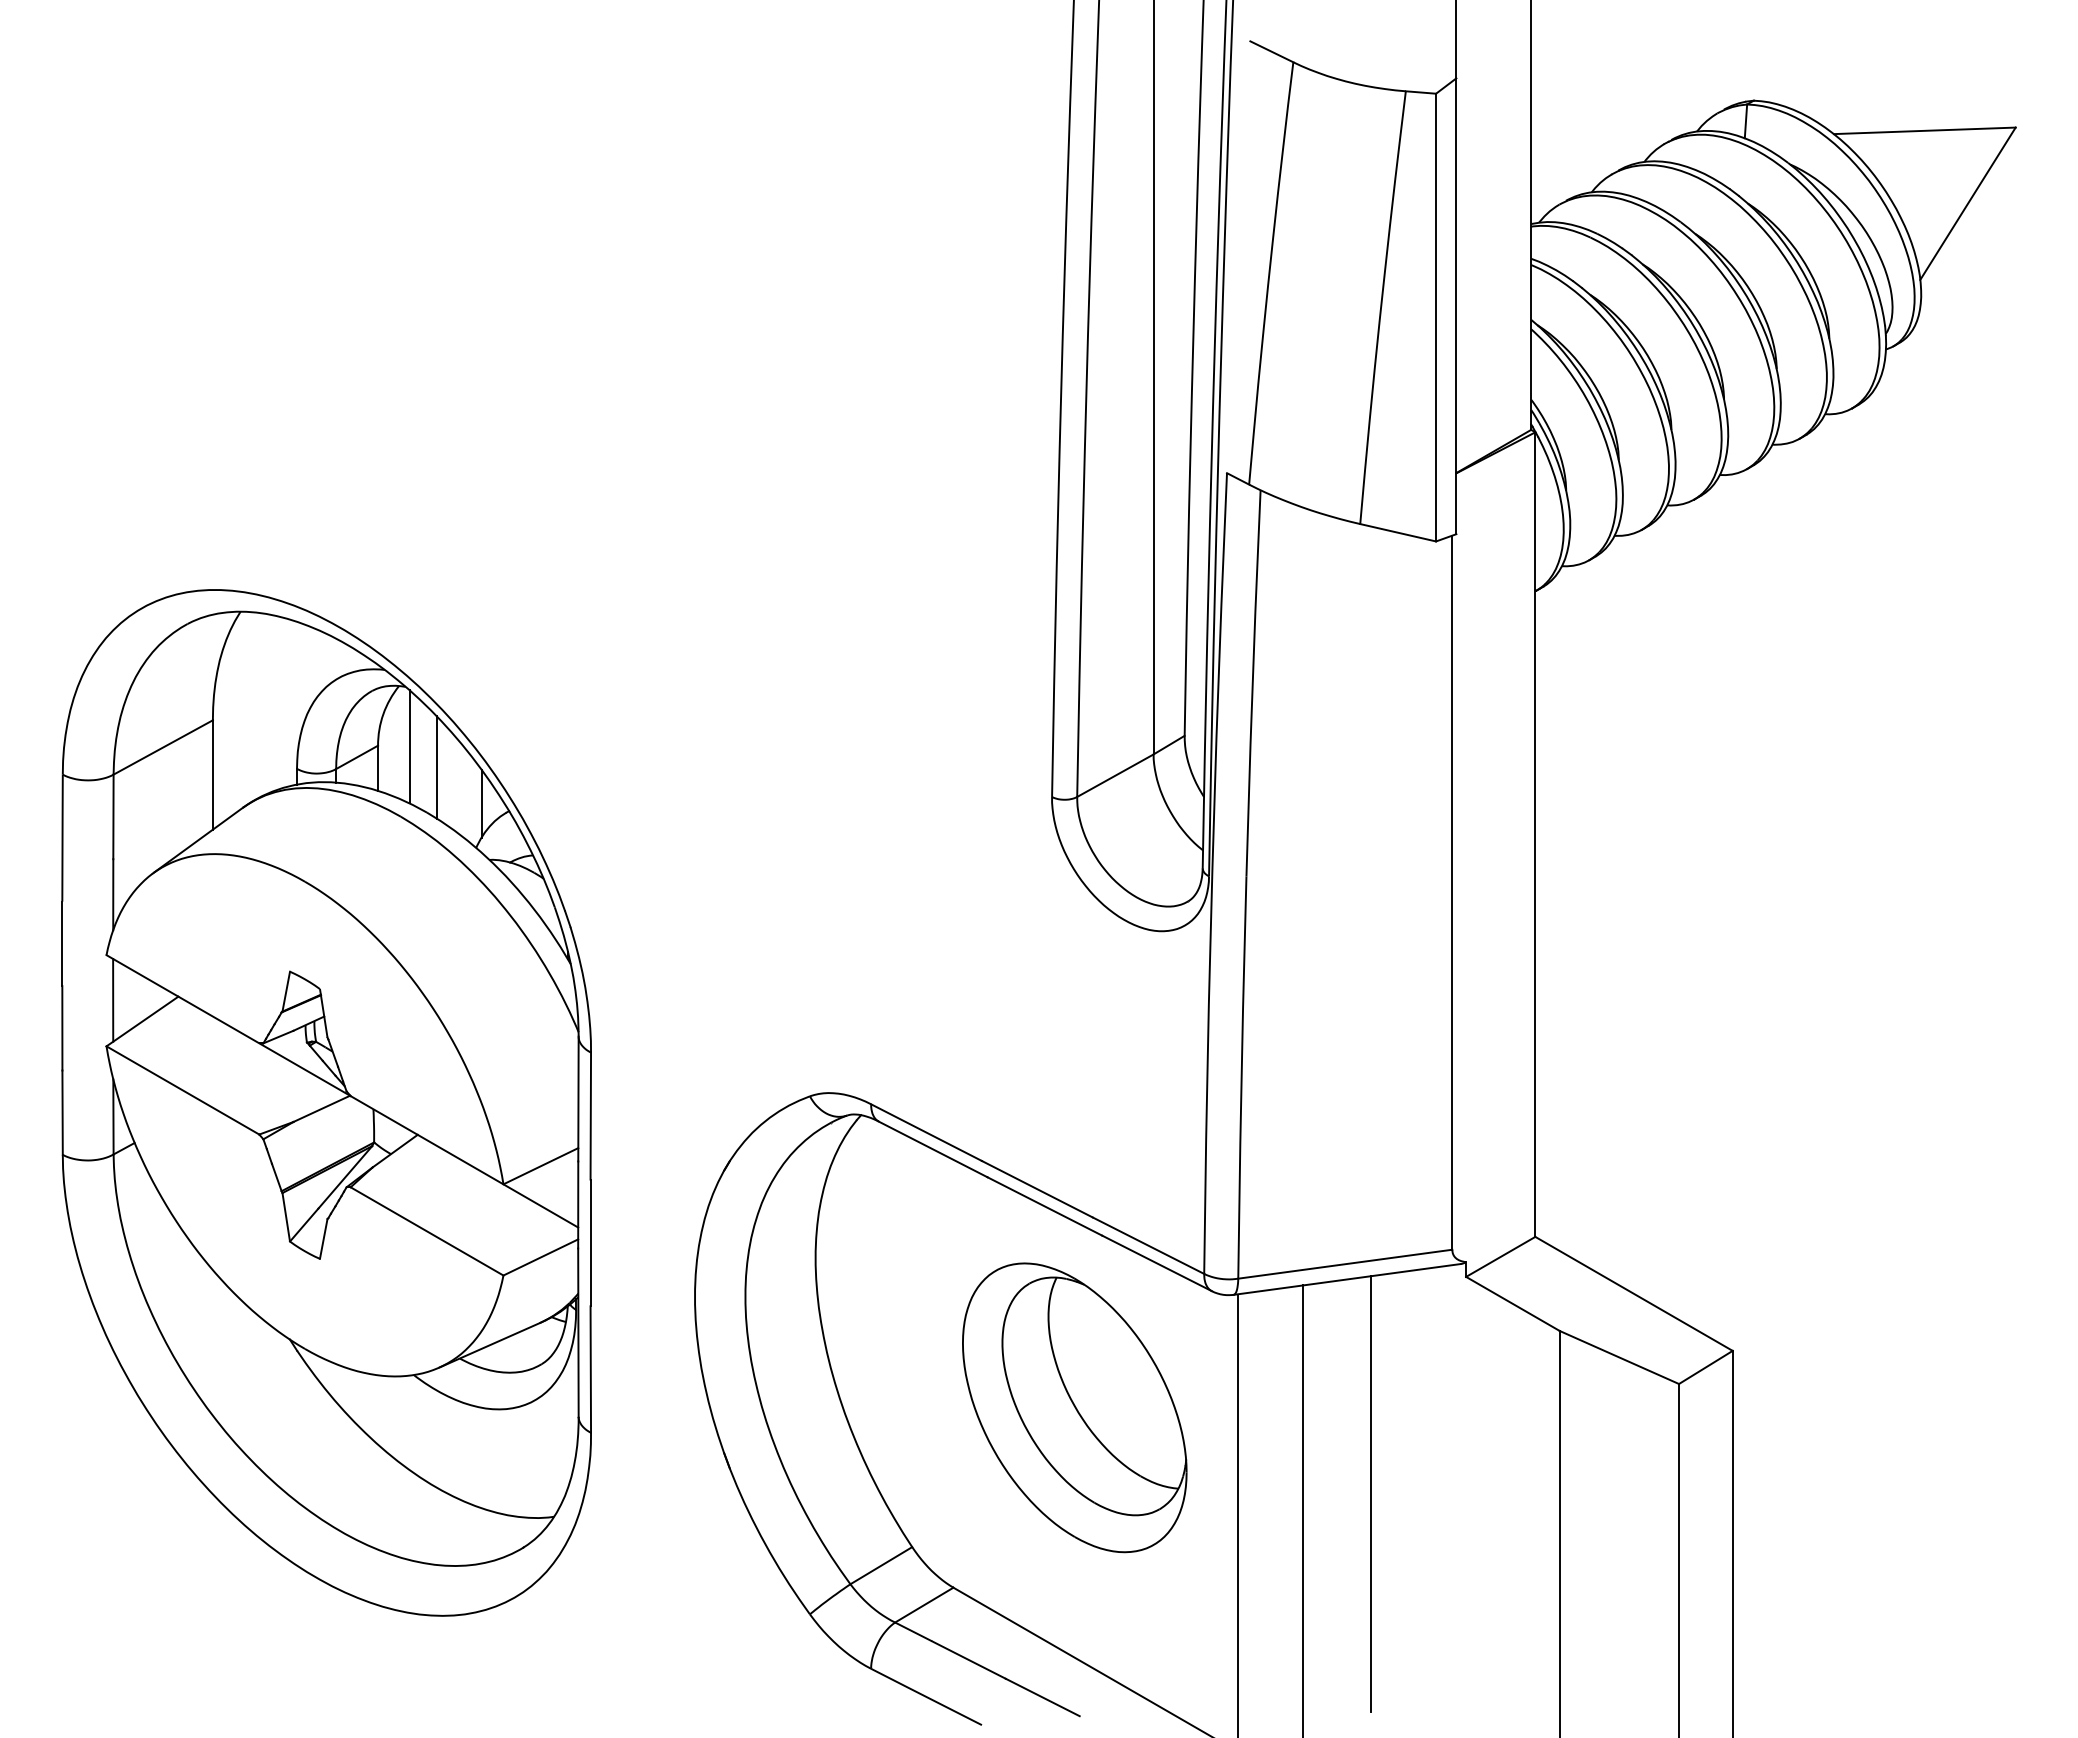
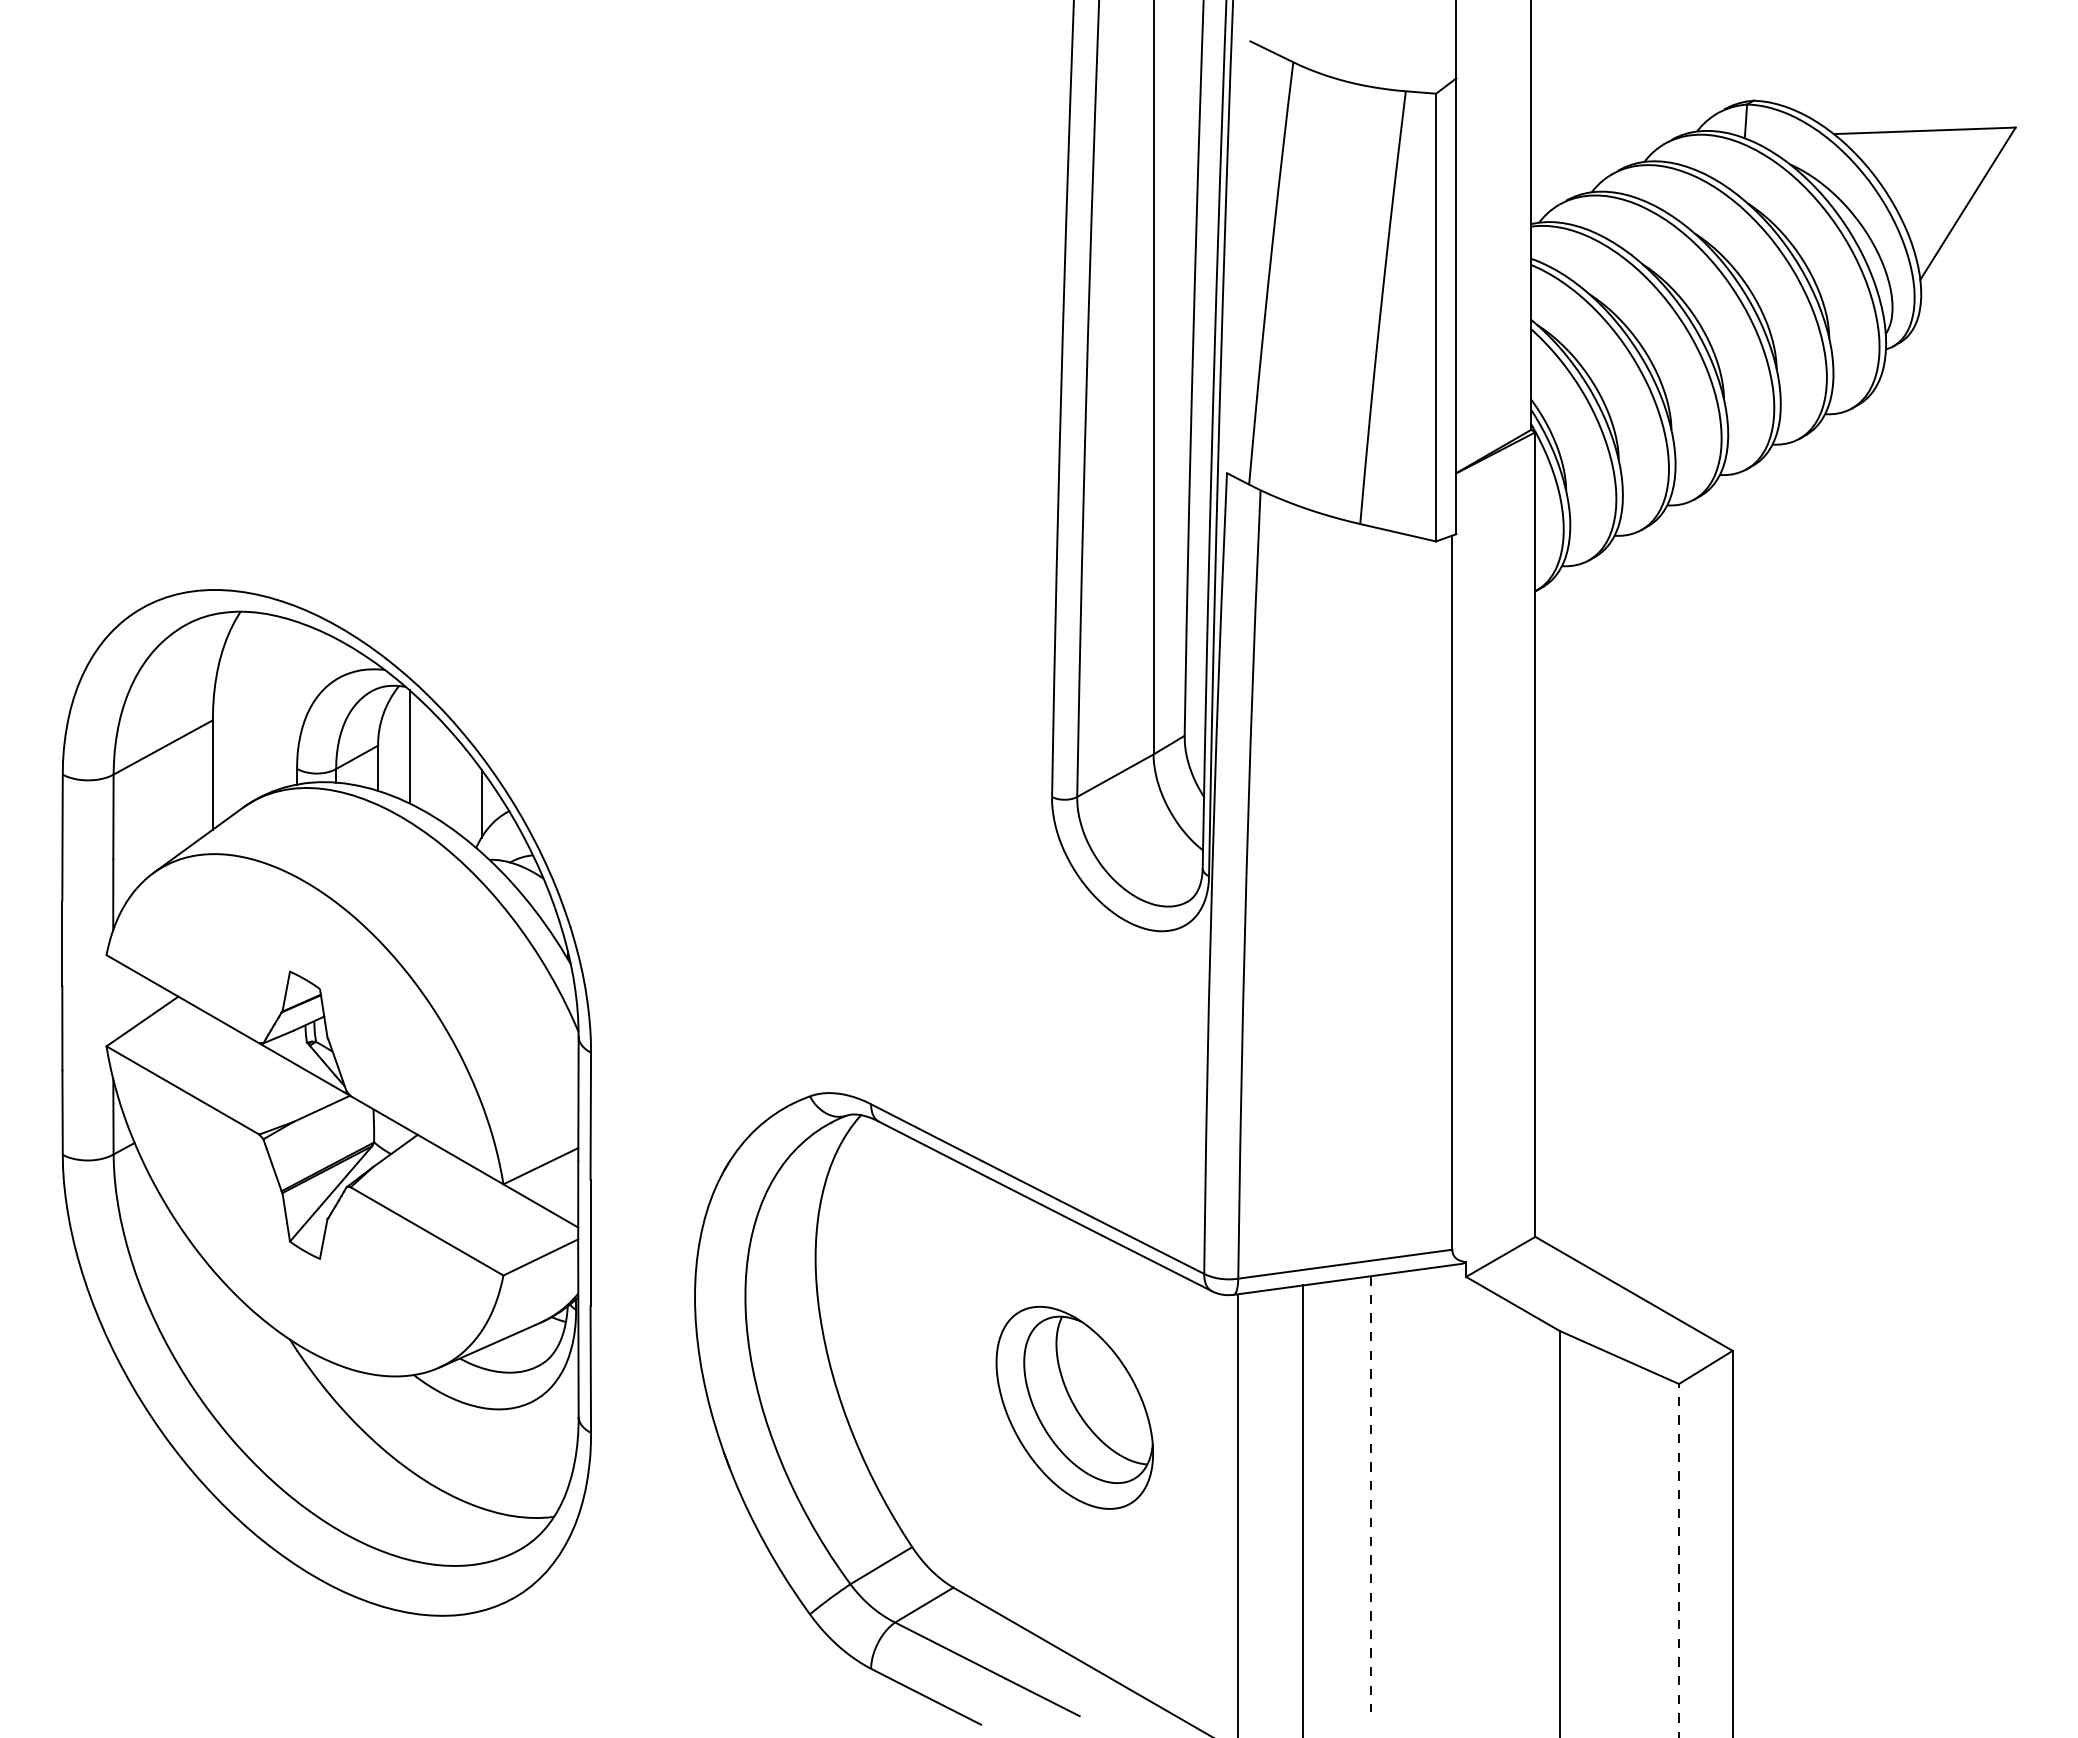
line: present -> none (436, 767)
line: present -> none (113, 999)
part size: 226x292 px -> 159x205 px (1074, 1407)
line: solid -> dashed (1370, 1493)
line: solid -> dashed (1679, 1560)
